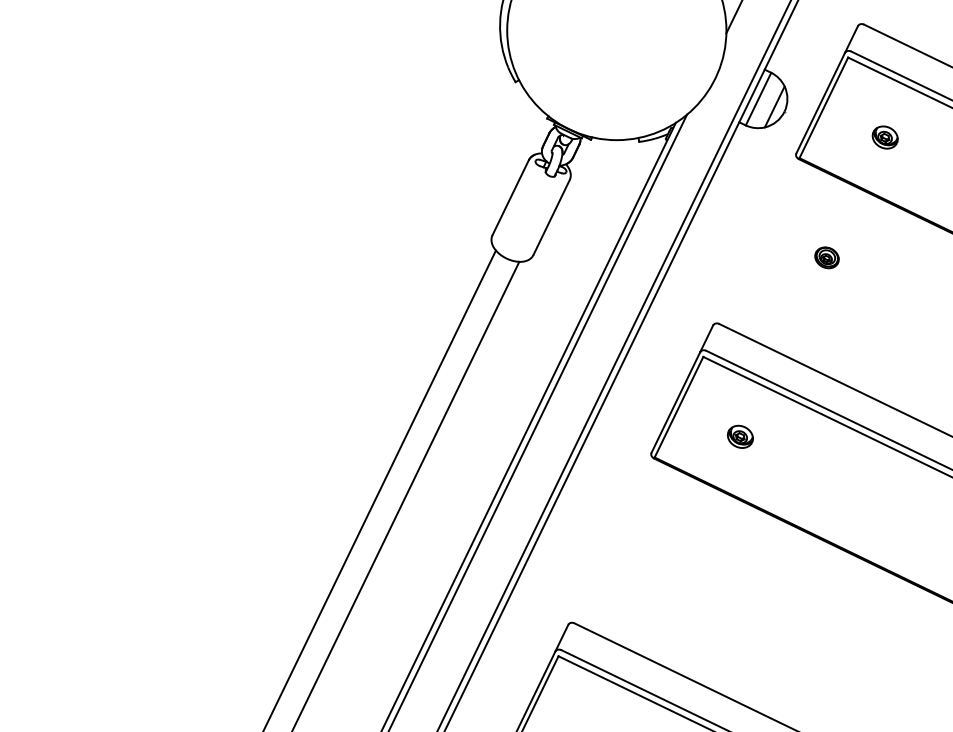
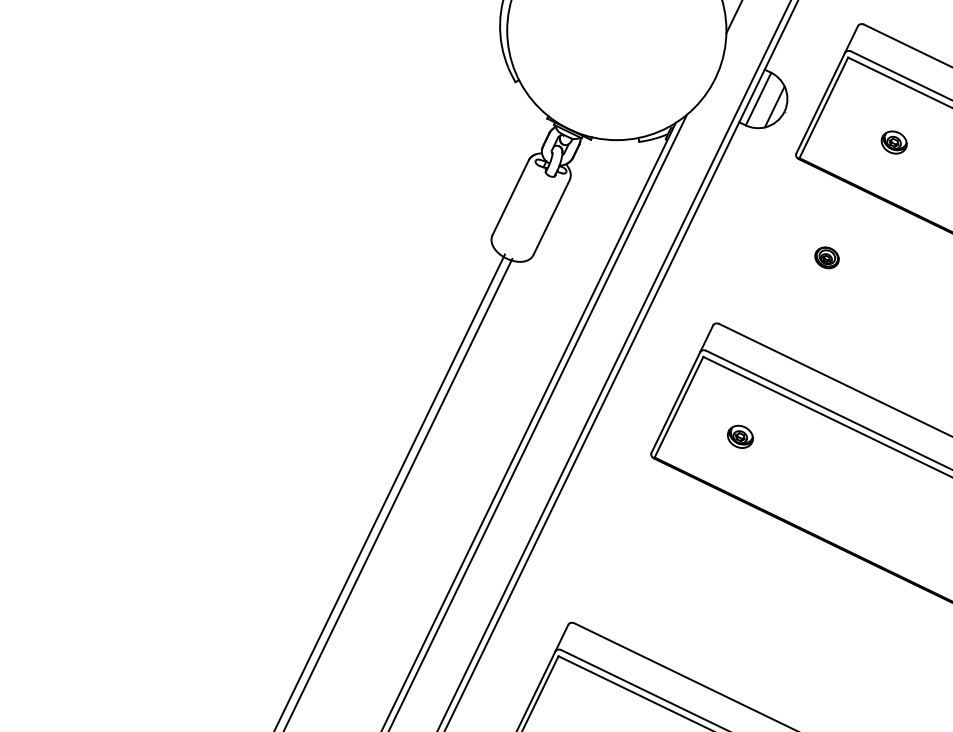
part position: (884, 137) -> (893, 142) (893, 142)
line position: (379, 489) -> (389, 491) (389, 491)
line position: (406, 494) -> (398, 493) (398, 493)
